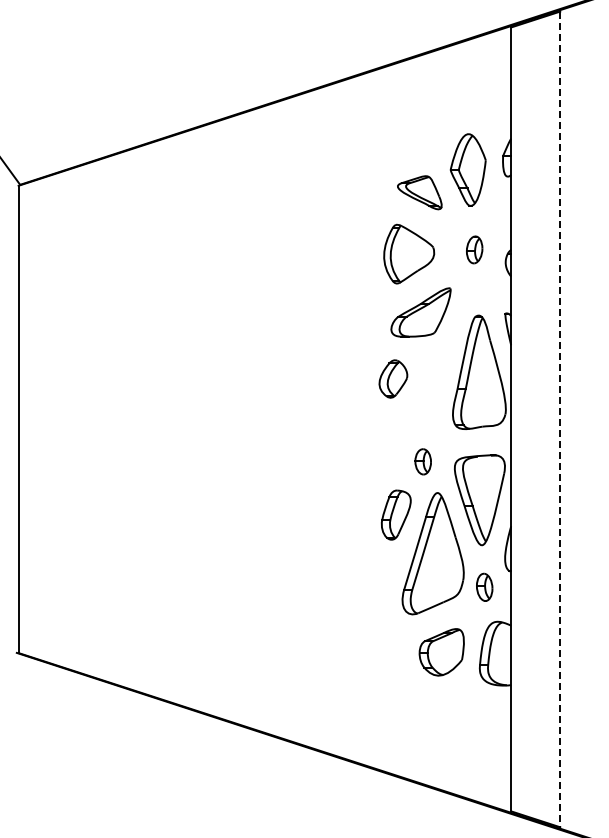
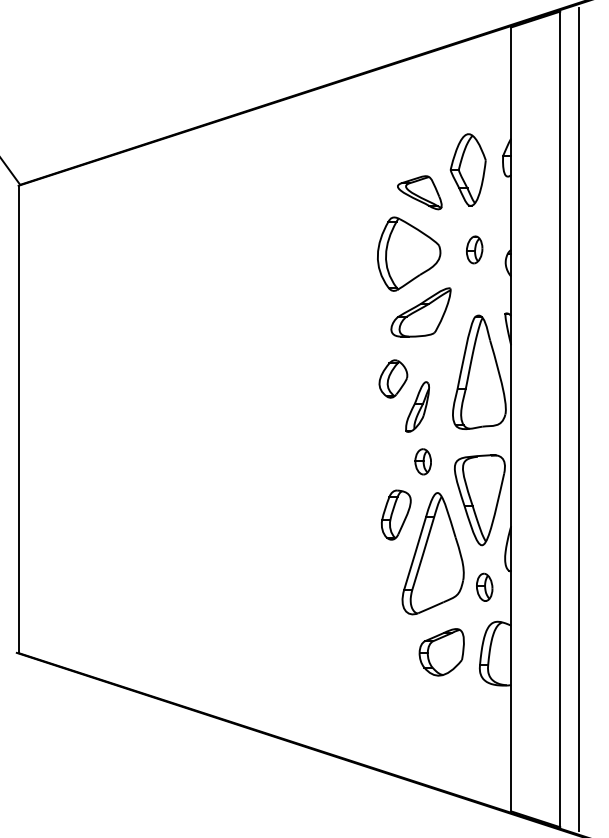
part size: 53x62 px -> 65x76 px (409, 253)
part: none -> present (417, 406)
line: dashed -> solid (560, 419)
line: none -> present (579, 419)
